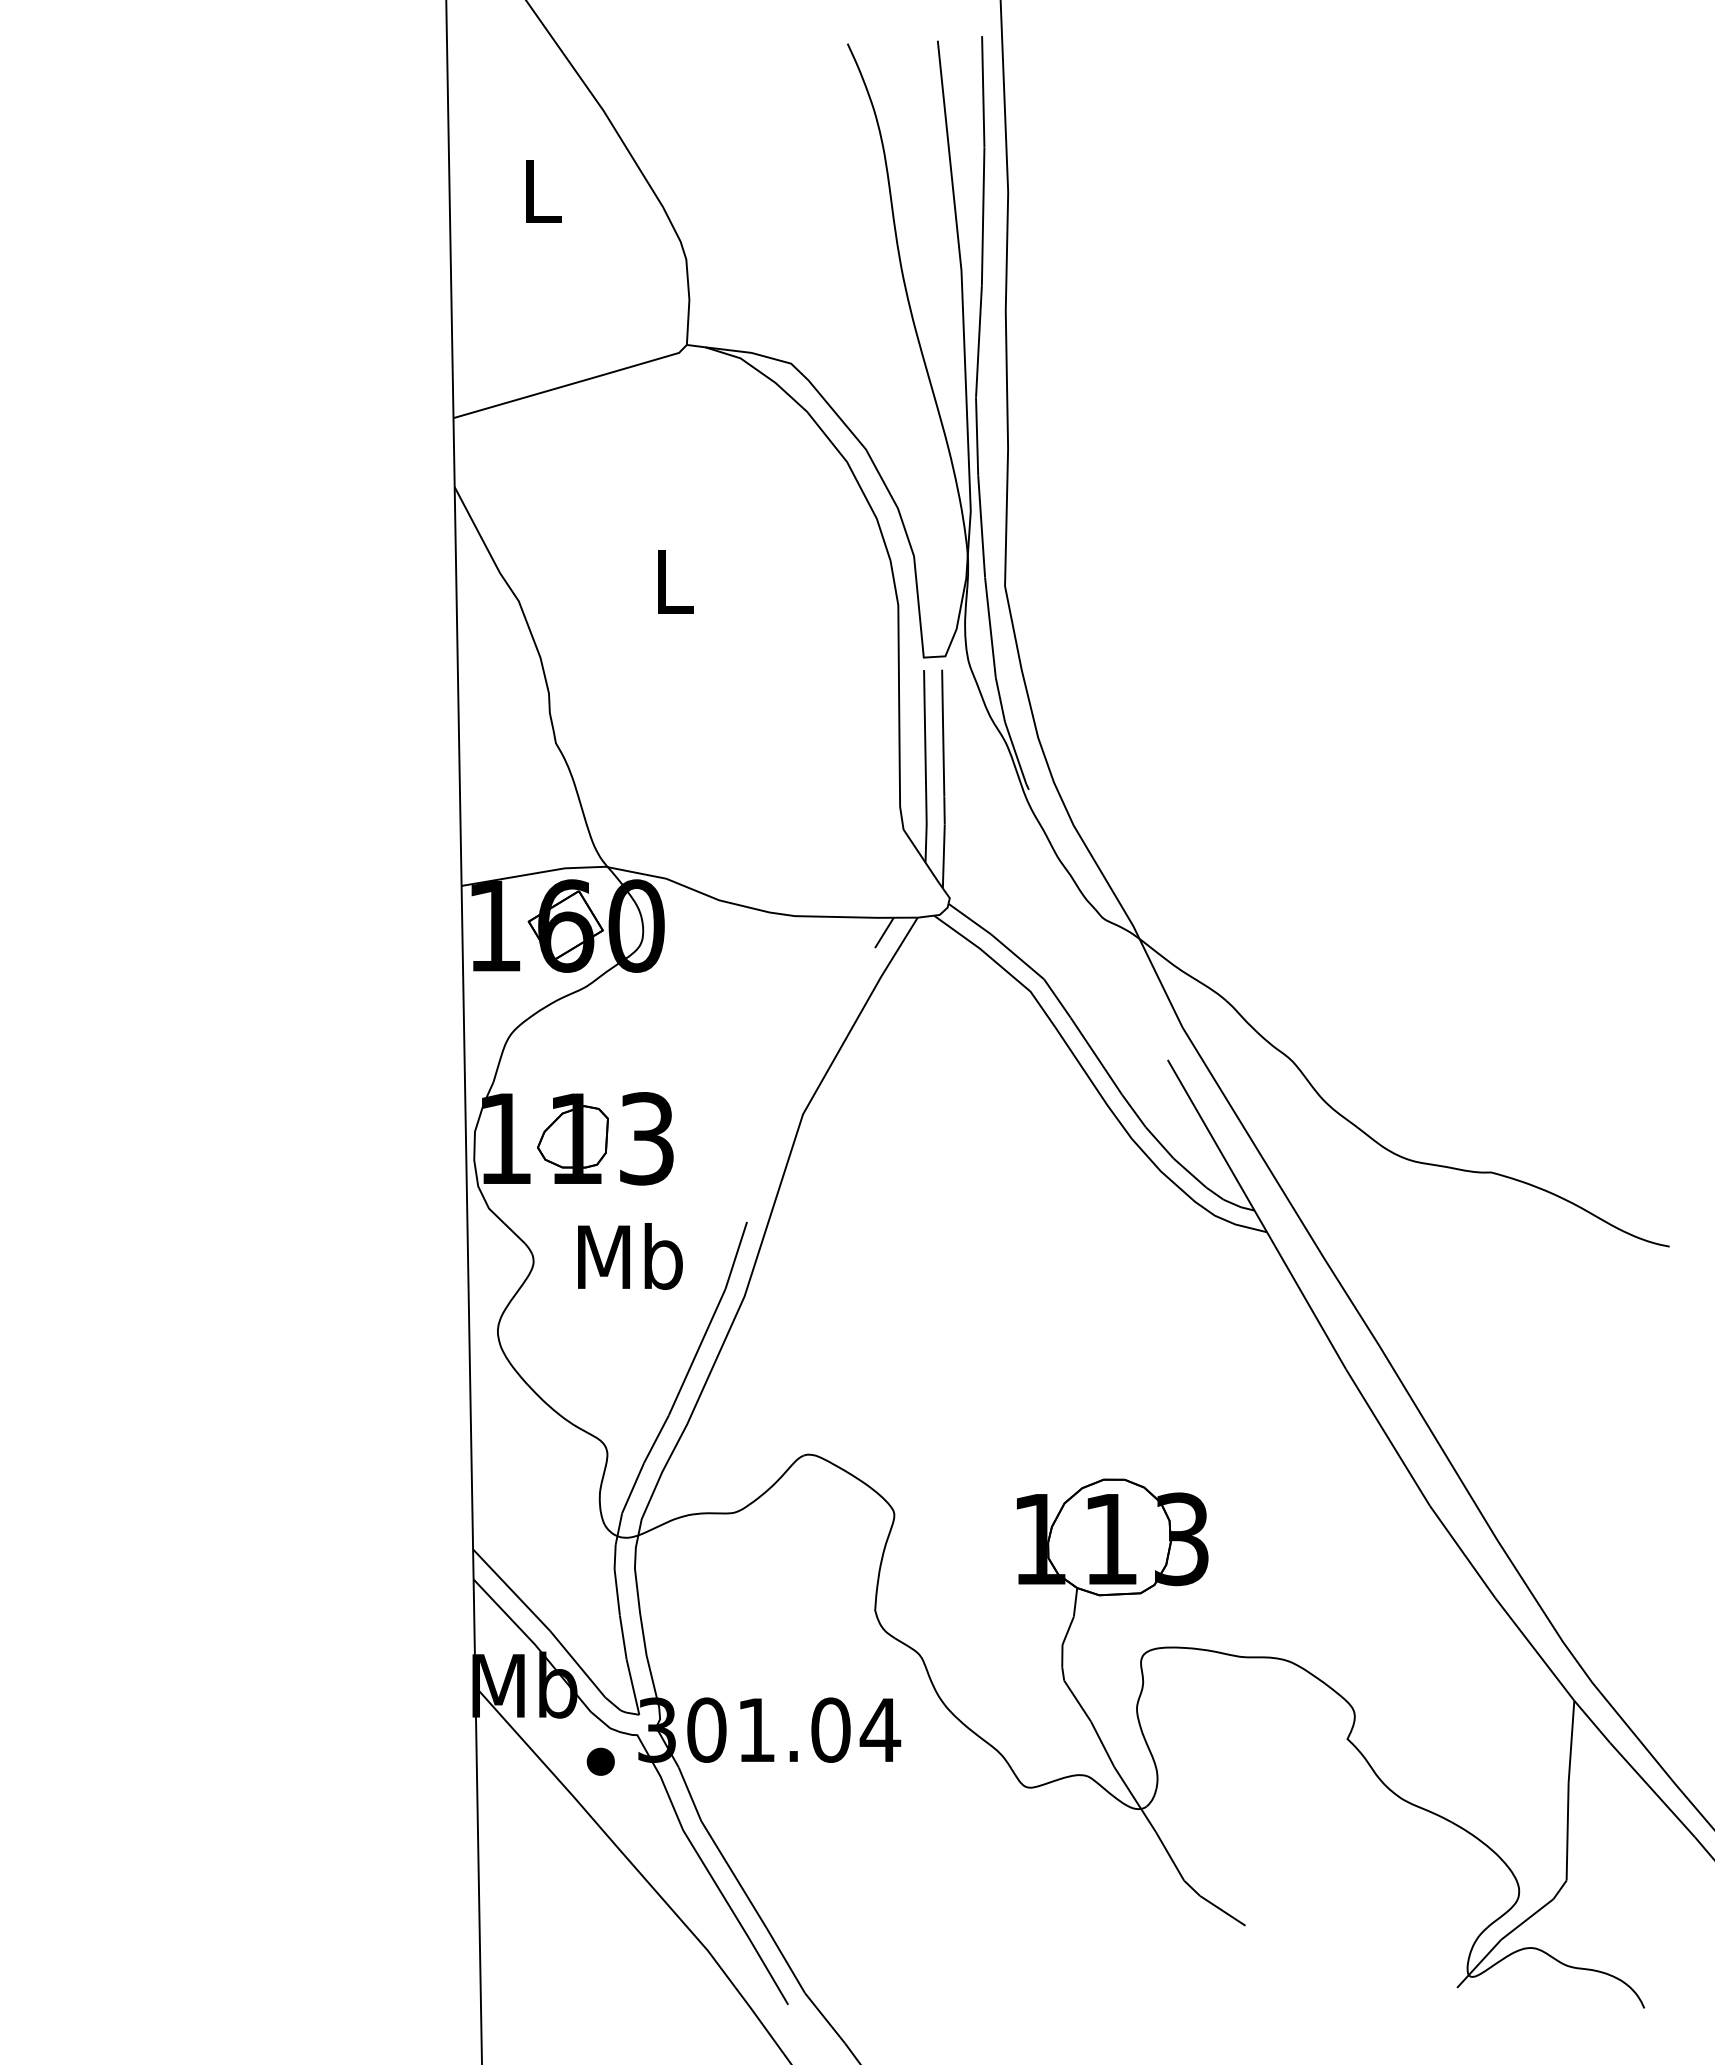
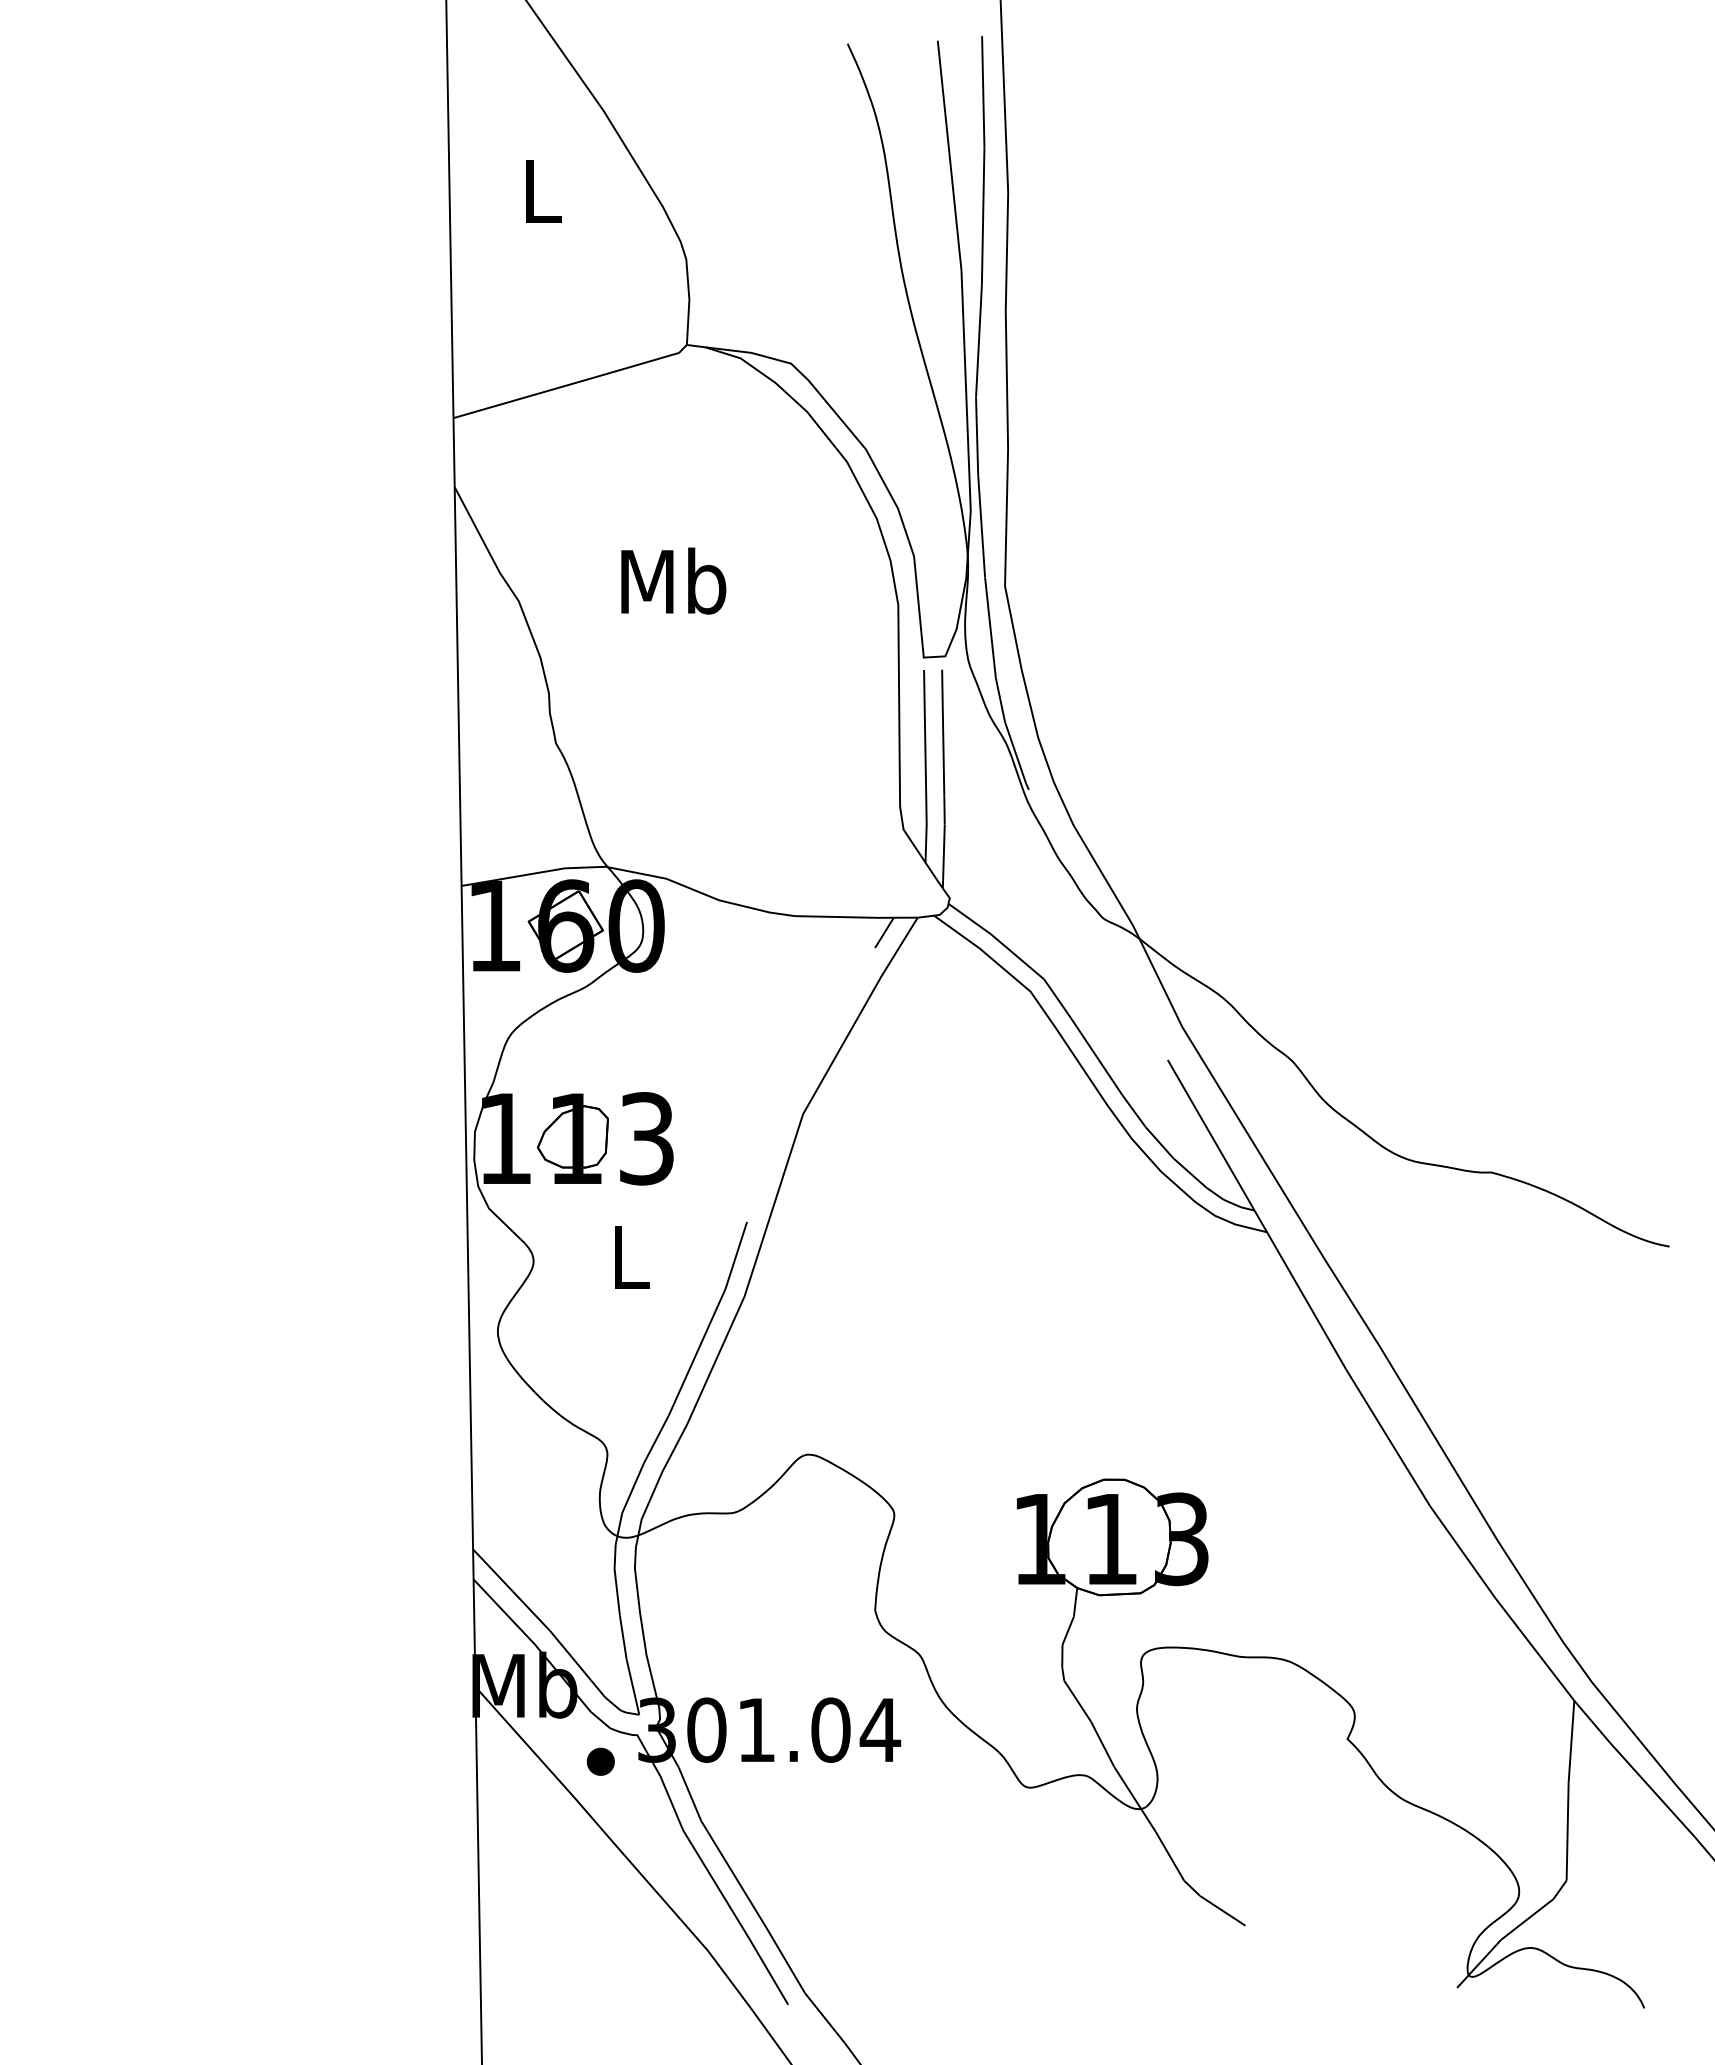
text: L -> Mb (673, 580)
text: Mb -> L (630, 1256)
